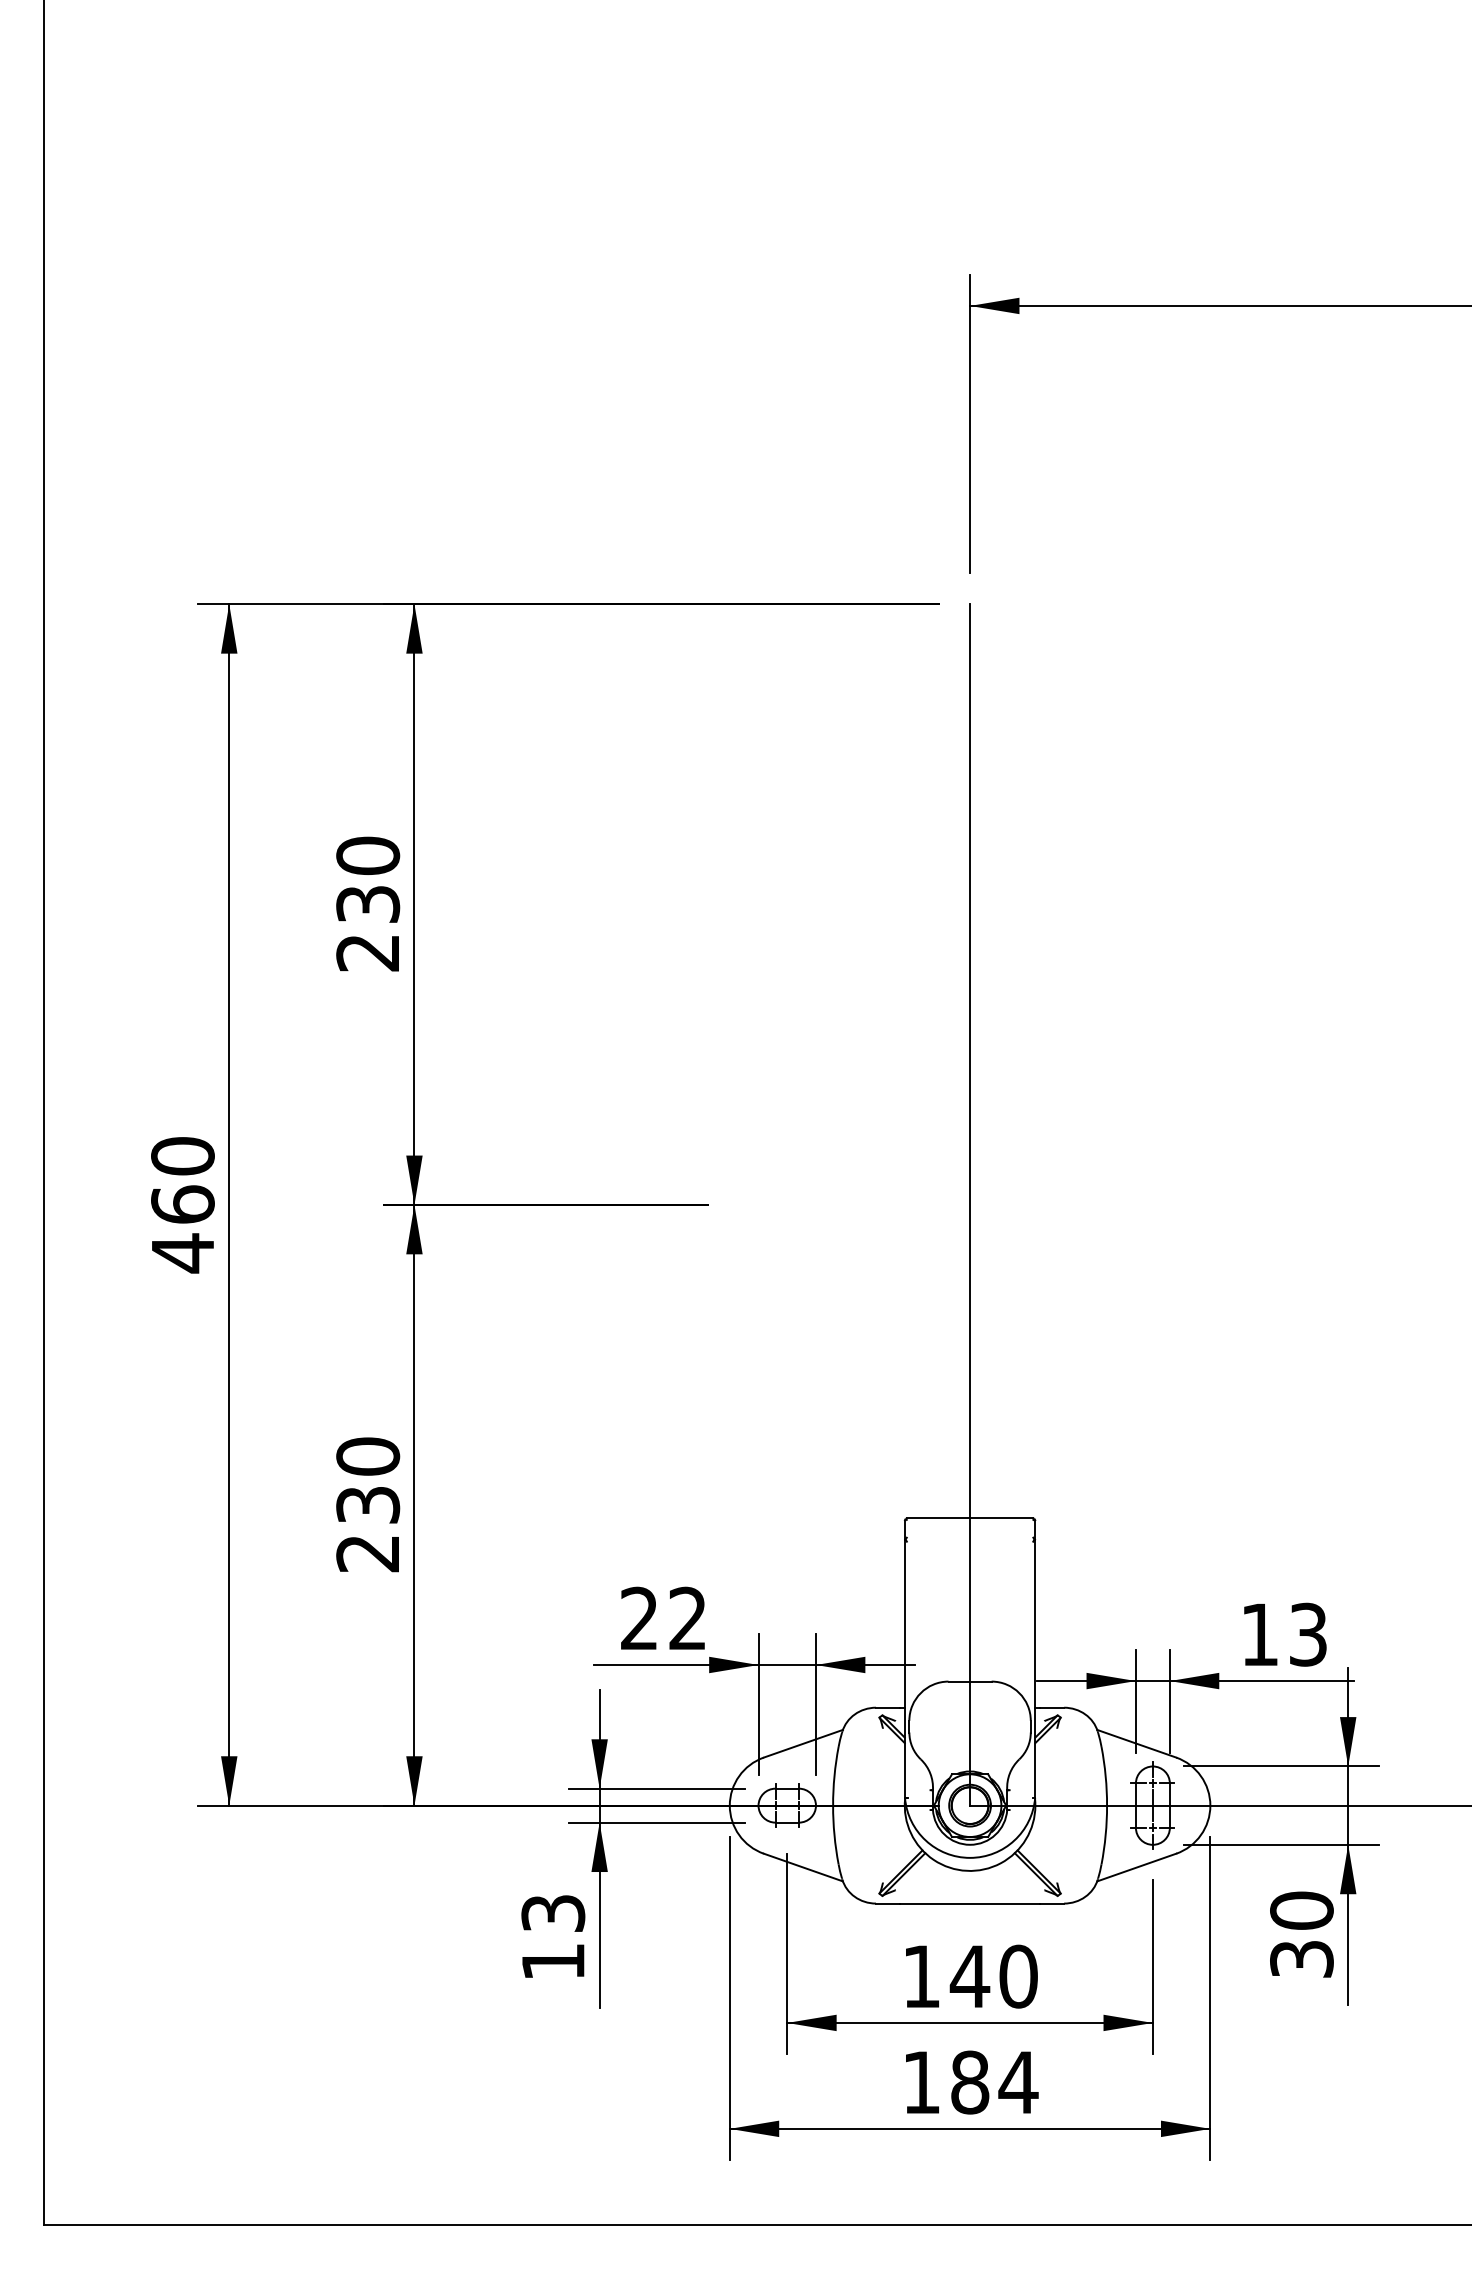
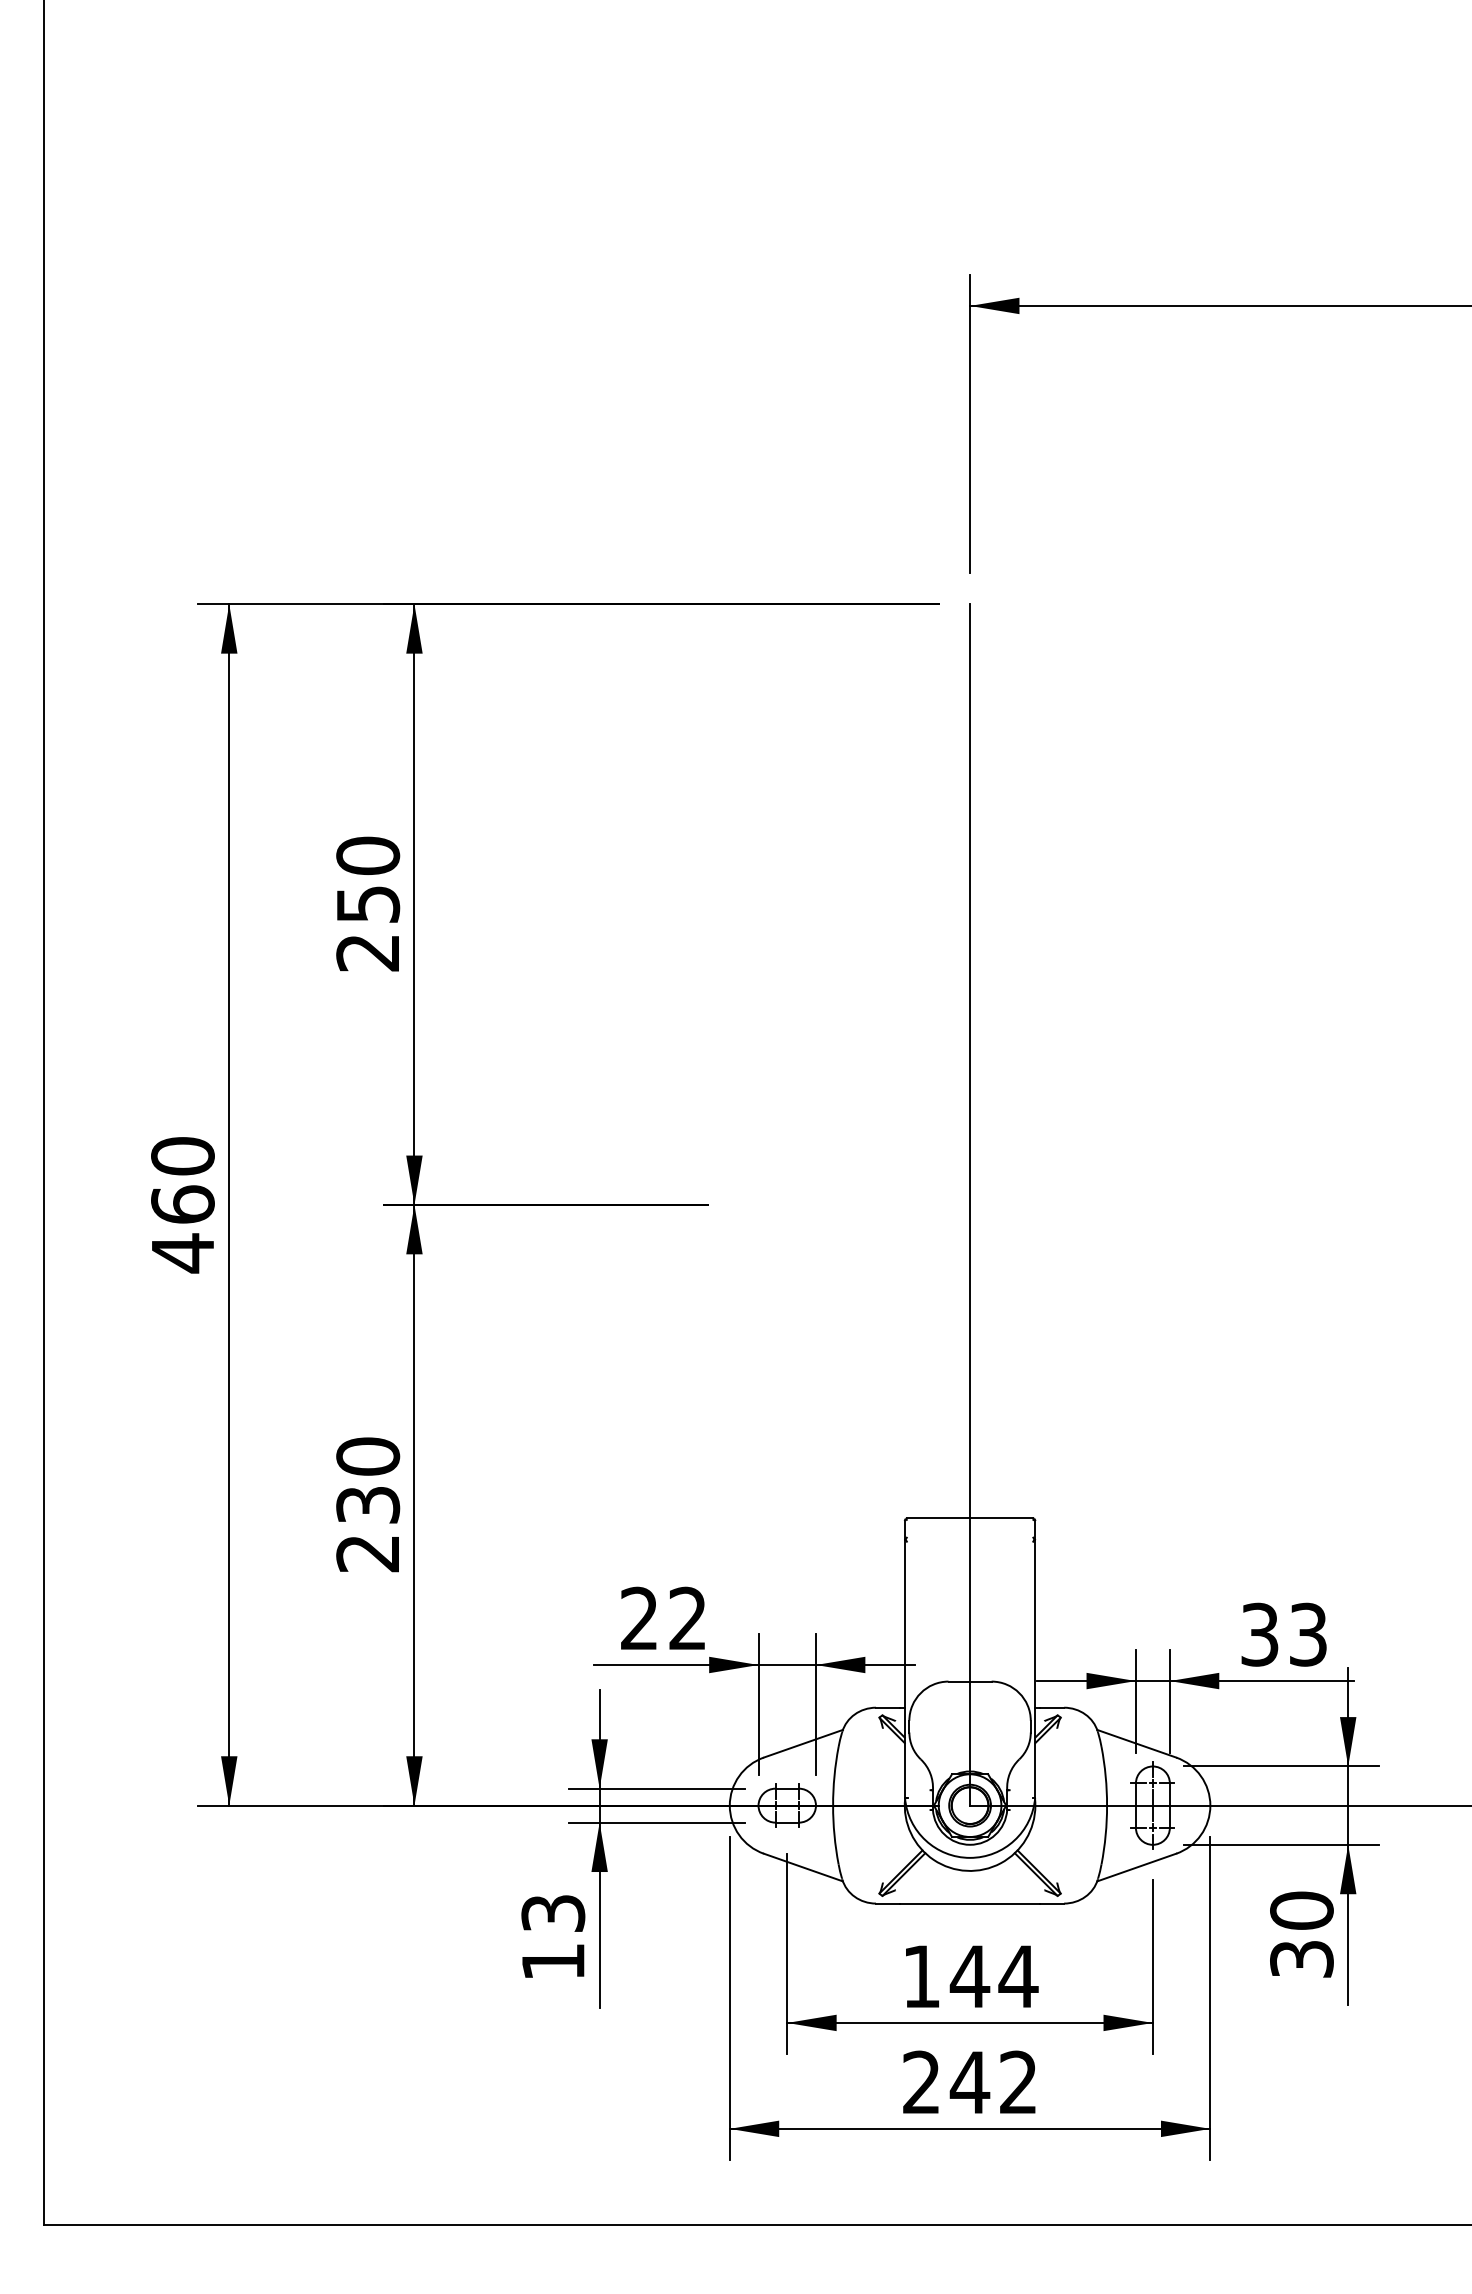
text: 230 -> 250 (367, 904)
text: 13 -> 33 (1259, 1634)
text: 140 -> 144 (1018, 1976)
text: 184 -> 242 (970, 2082)
